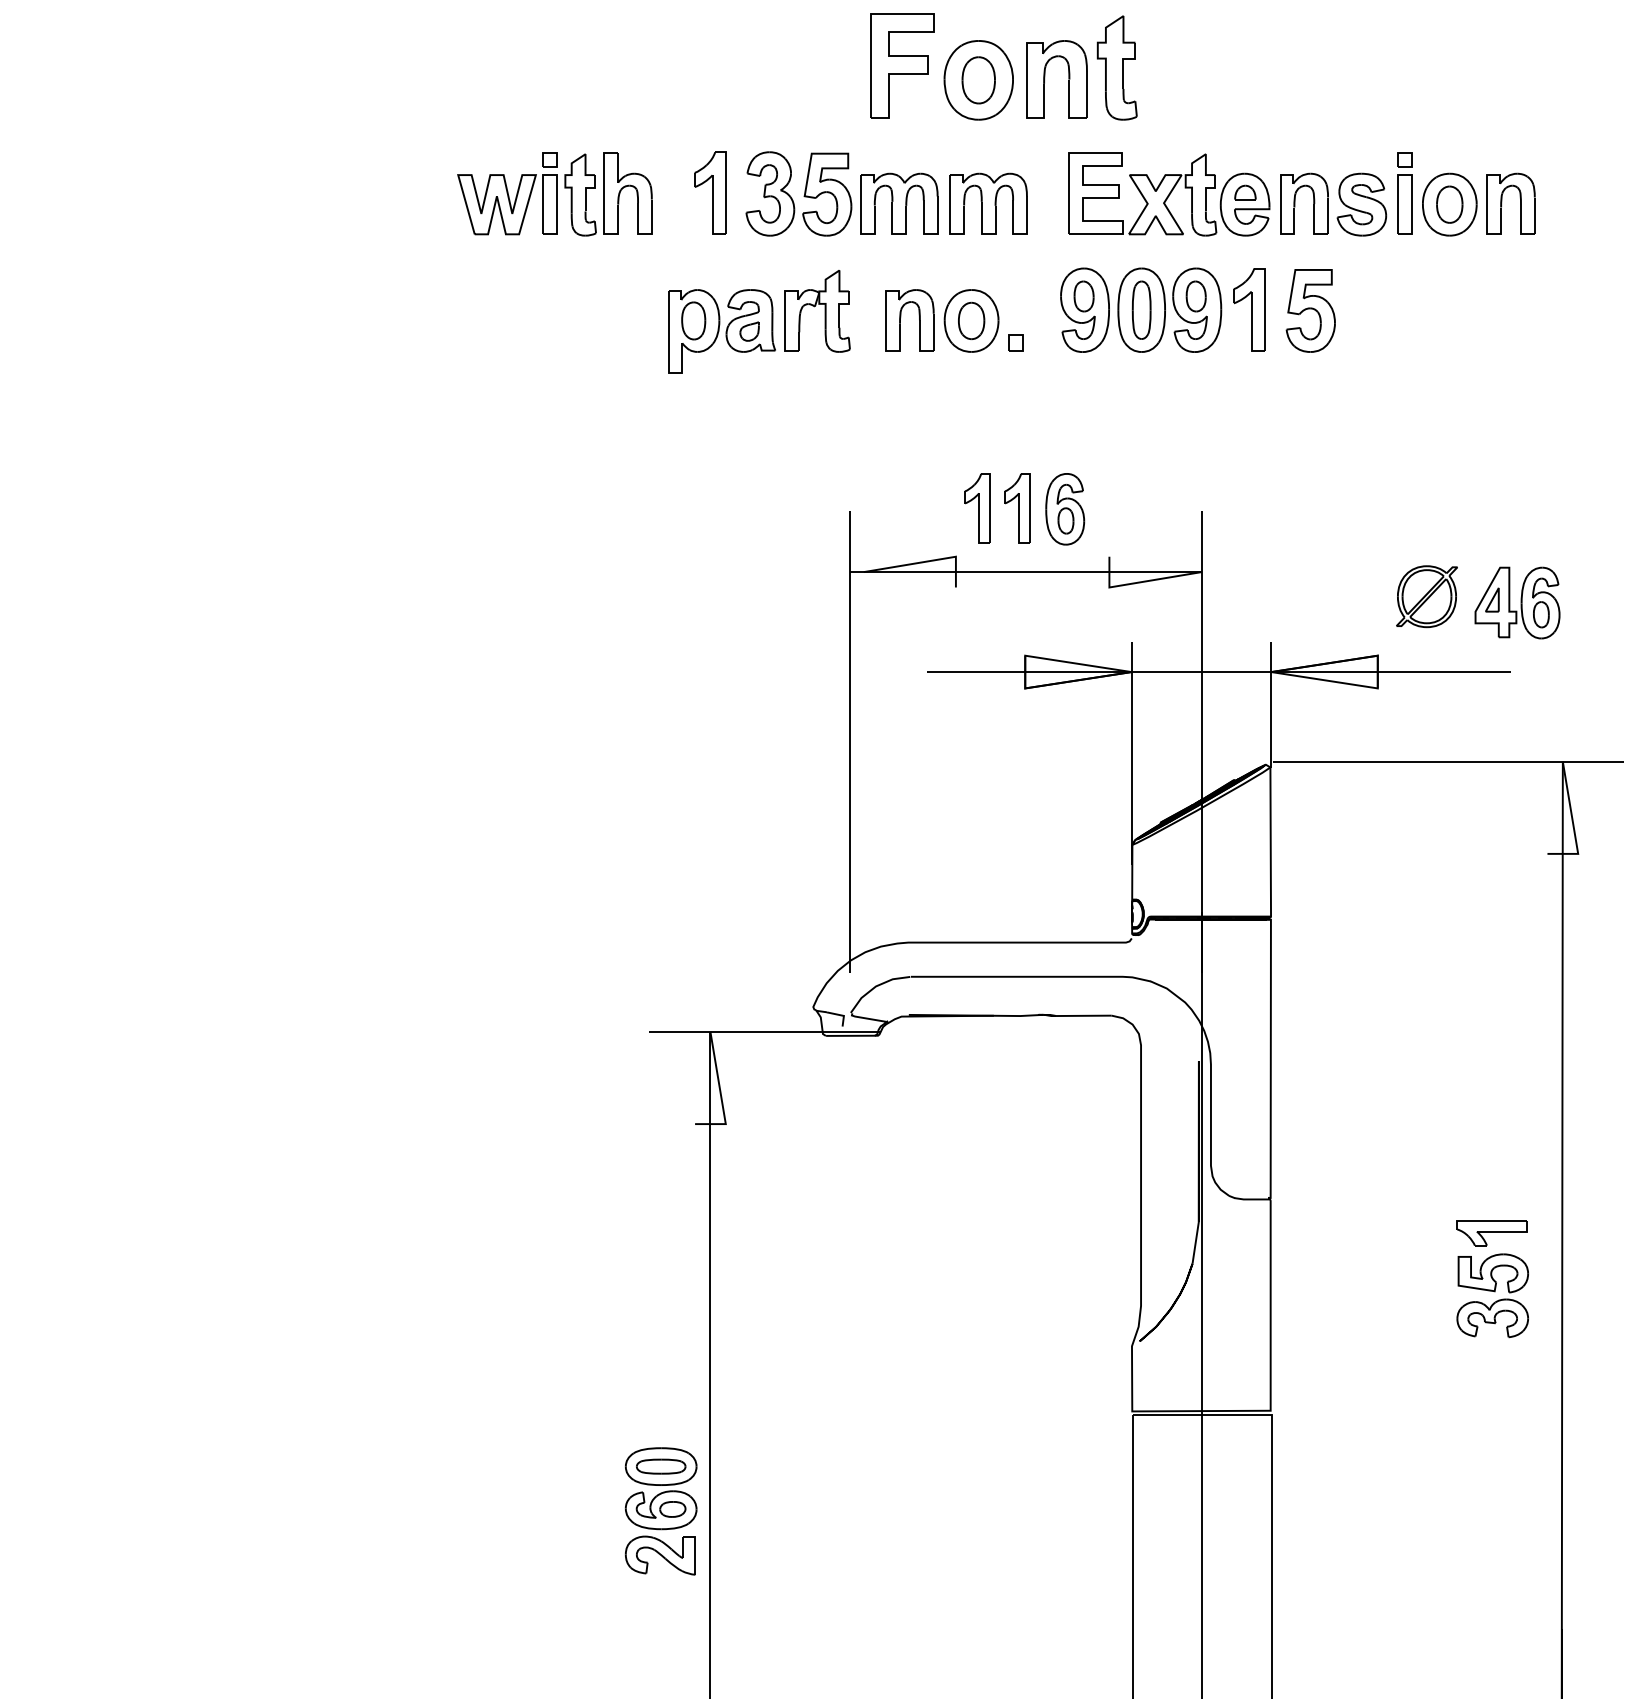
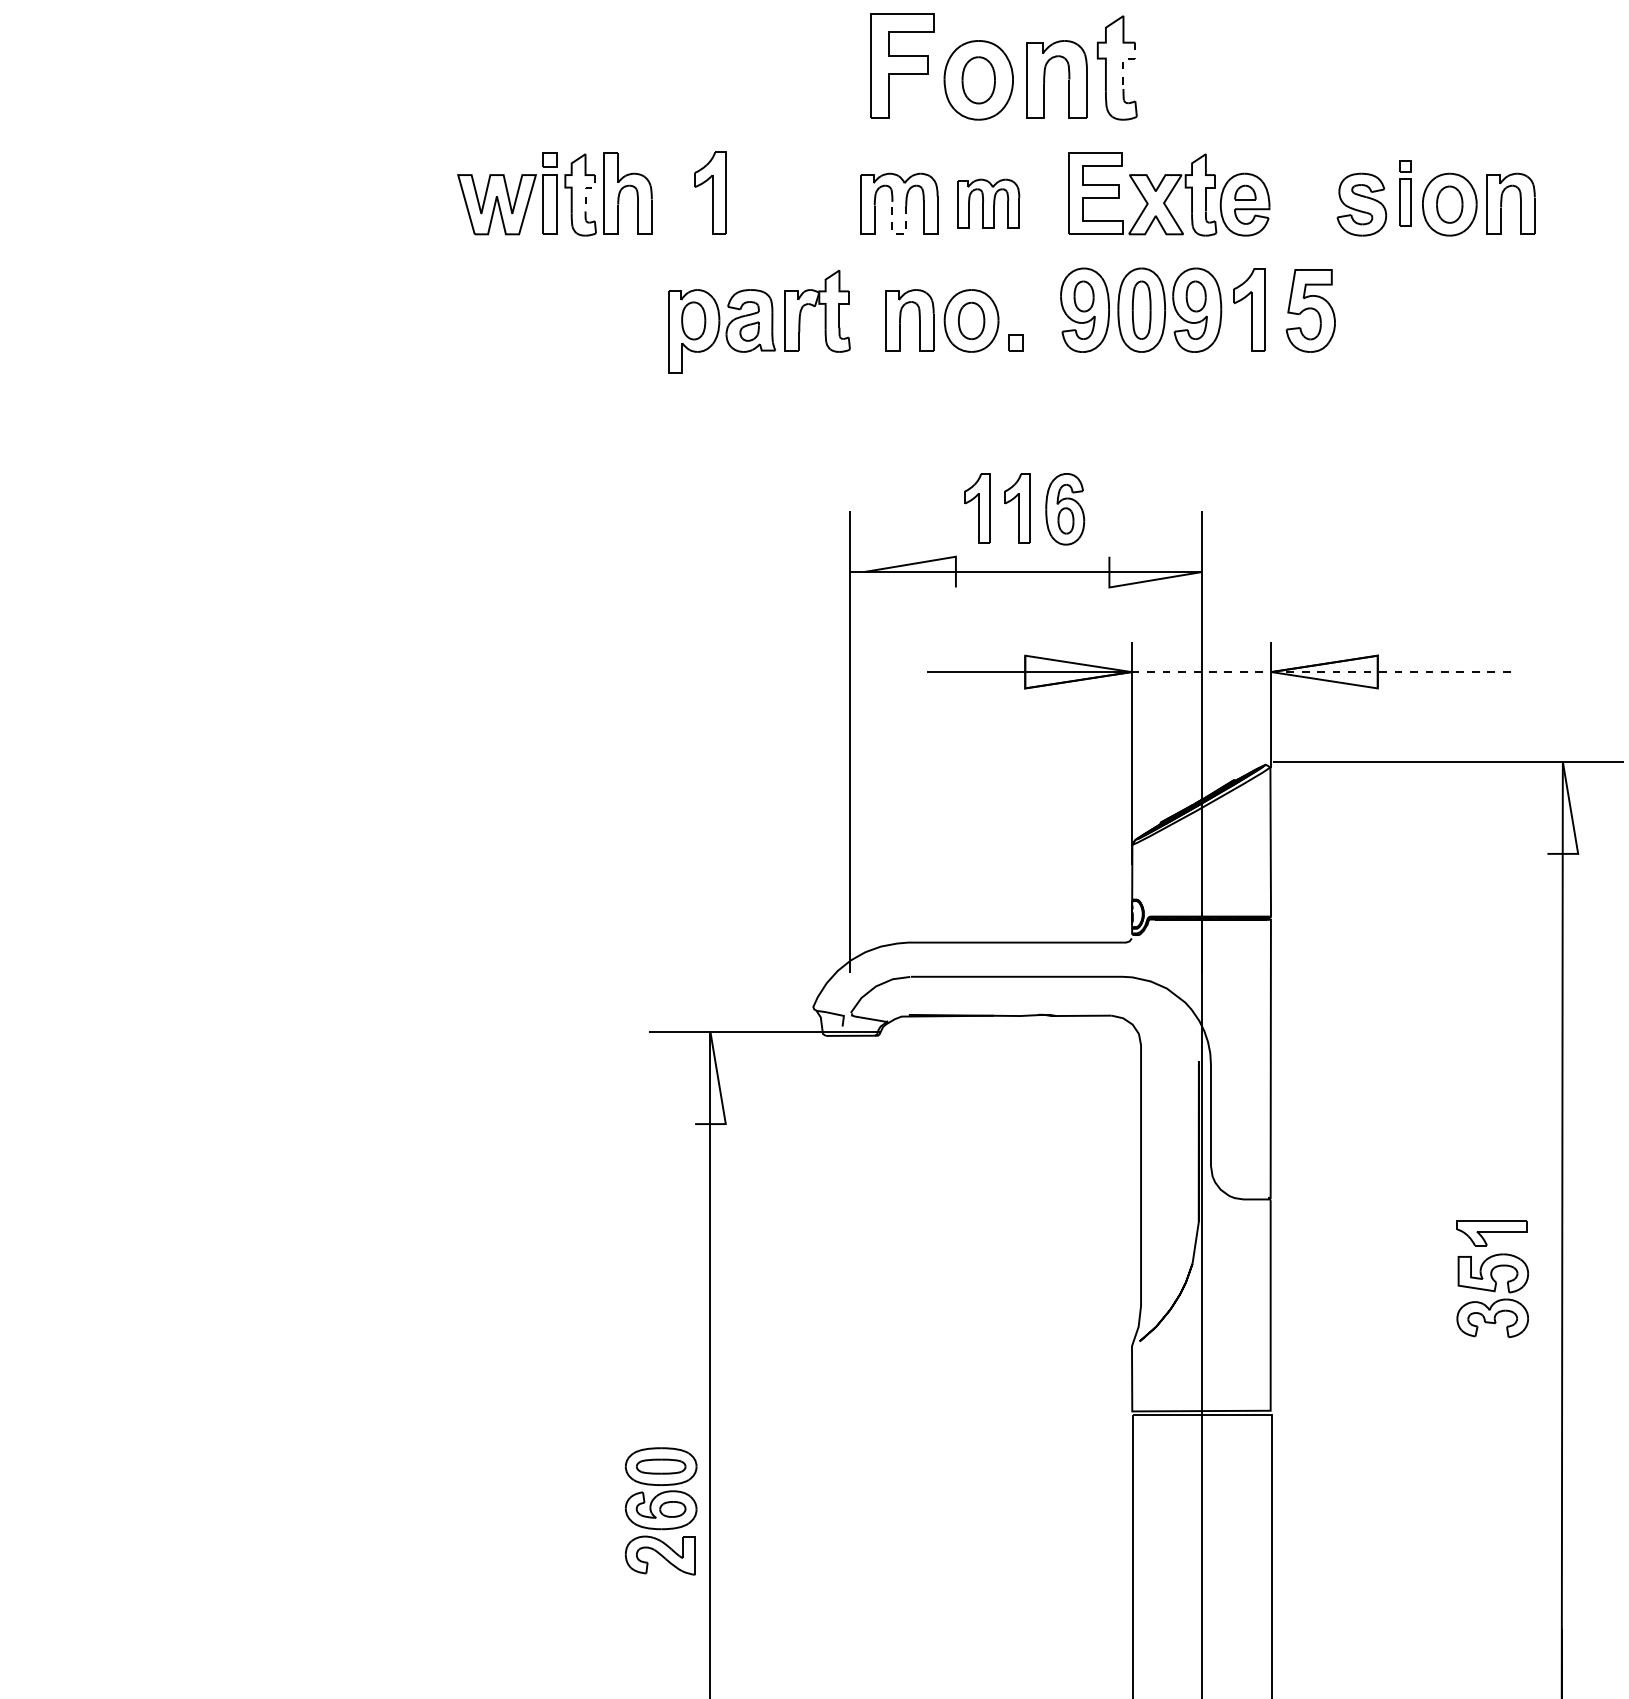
line: solid -> dashed (1123, 59)
line: solid -> dashed (585, 187)
part: present -> none (798, 193)
part size: 16x83 px -> 13x67 px (1405, 193)
part size: 79x63 px -> 64x51 px (988, 203)
part: present -> none (1295, 203)
line: solid -> dashed (897, 234)
part: present -> none (1426, 596)
part: present -> none (1517, 602)
line: solid -> dashed (1321, 672)
